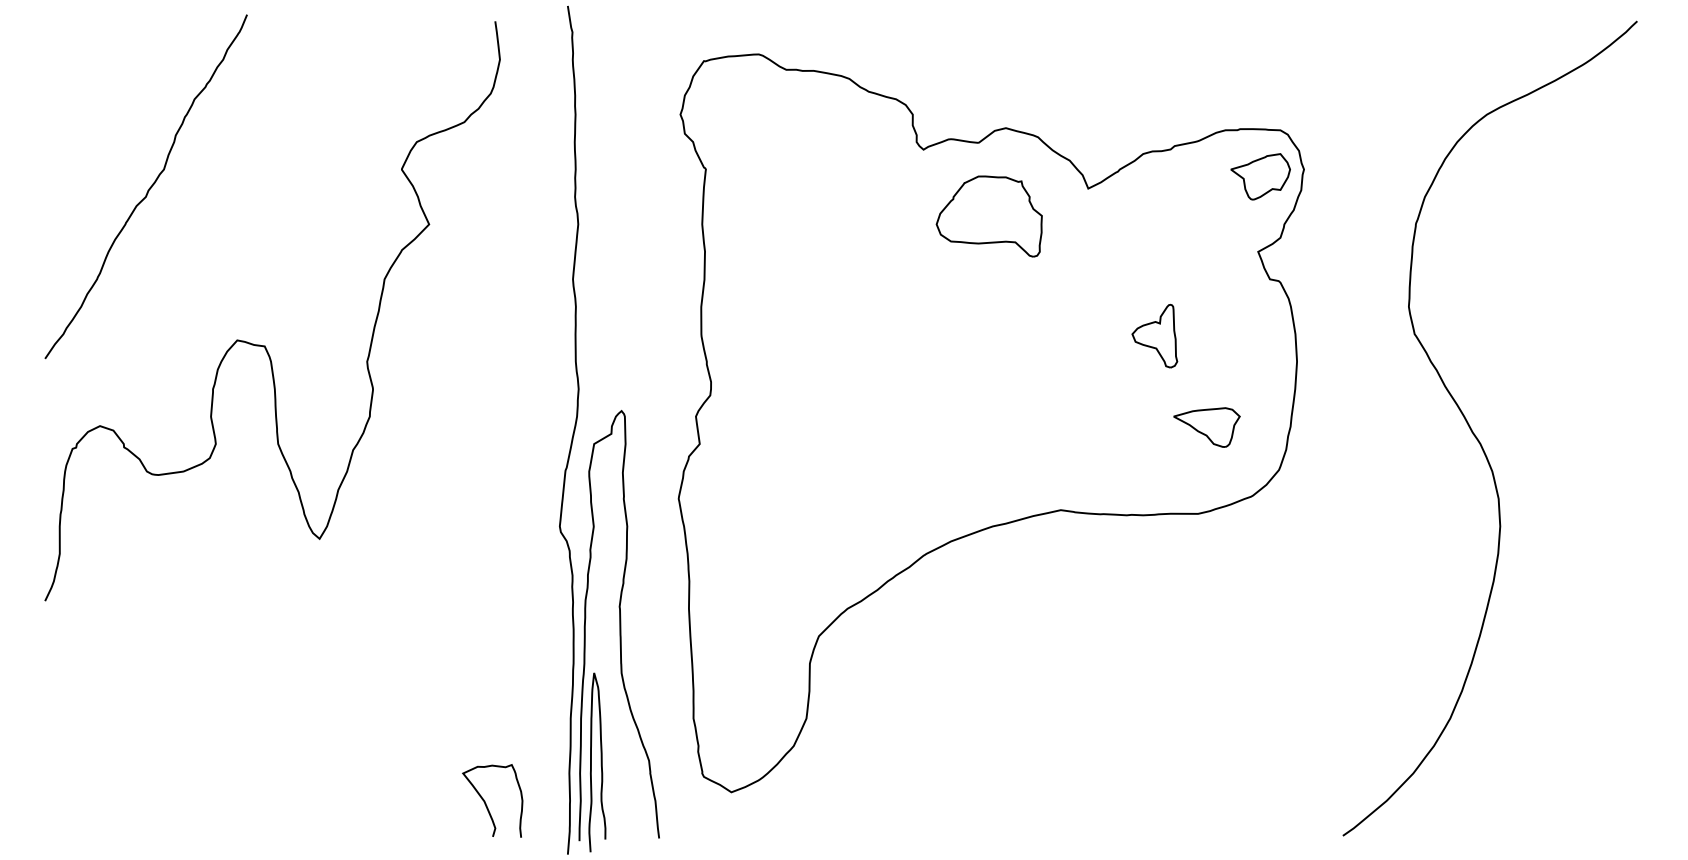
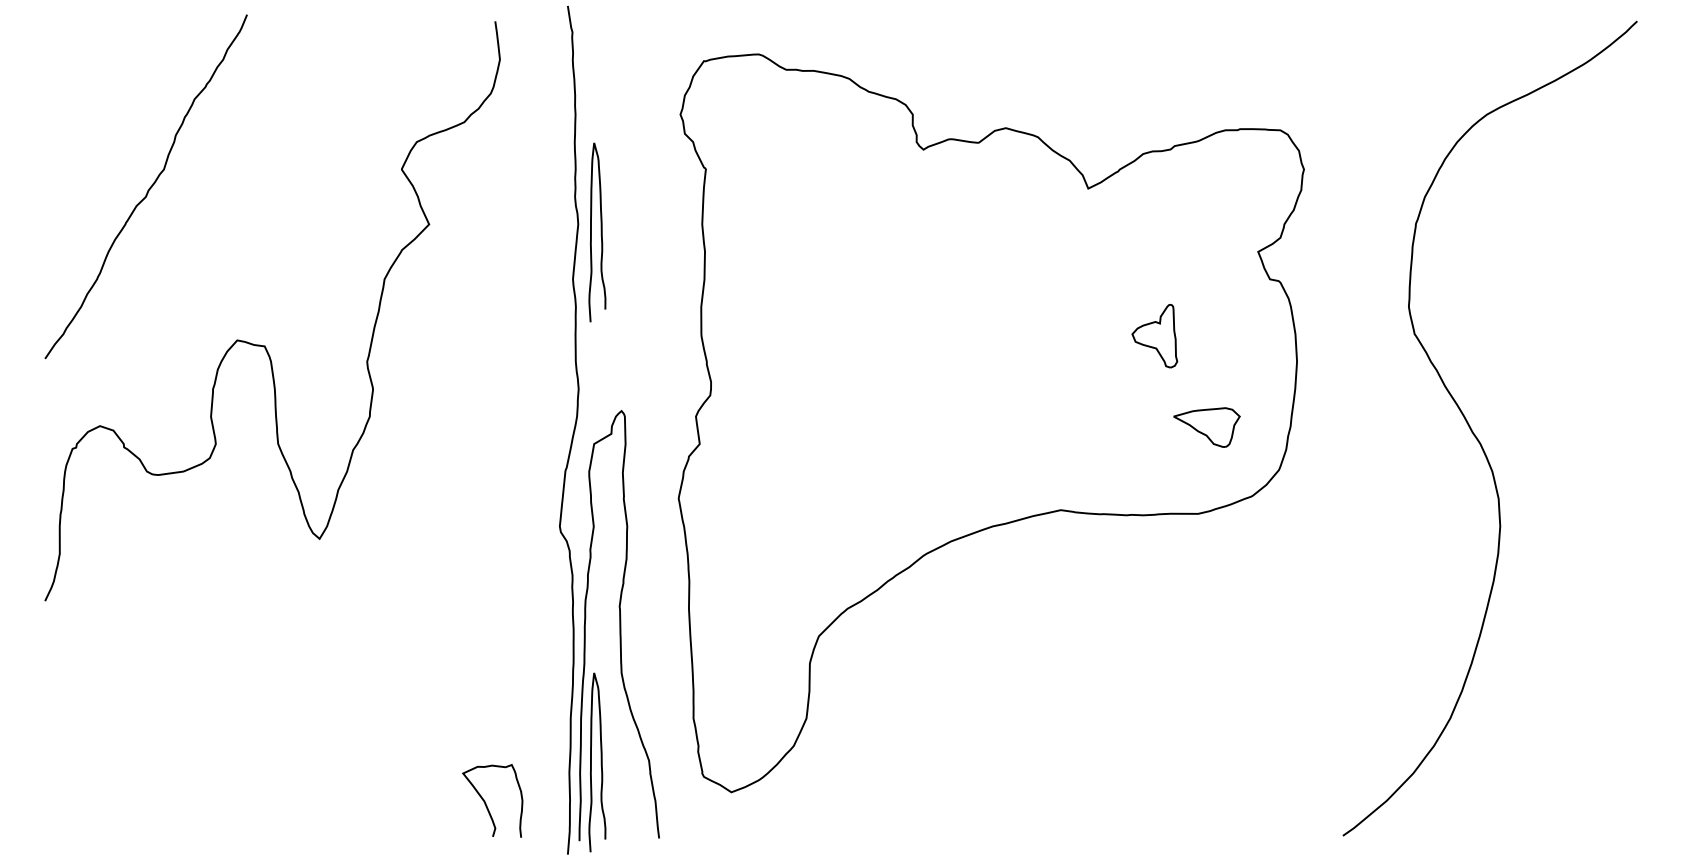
part: present -> none (1260, 176)
part: present -> none (988, 216)
curve: none -> present (600, 232)
